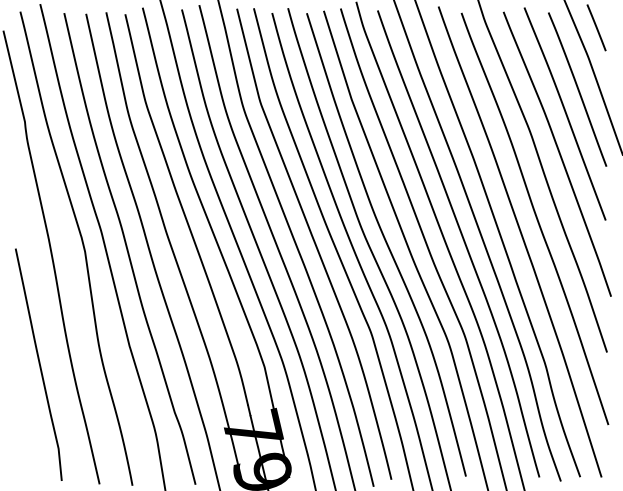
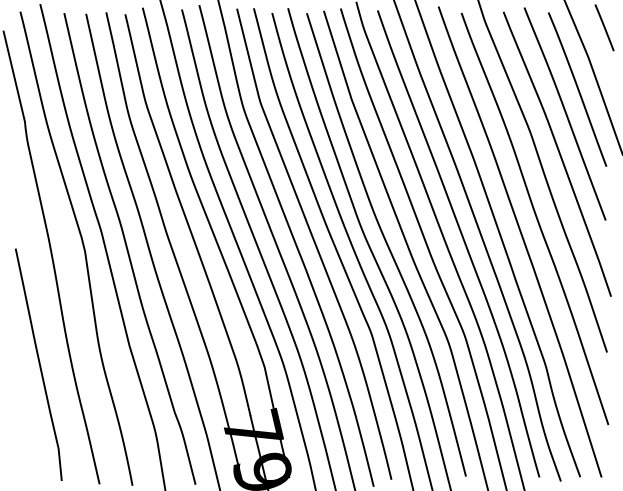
line position: (596, 27) -> (604, 27) (604, 27)
